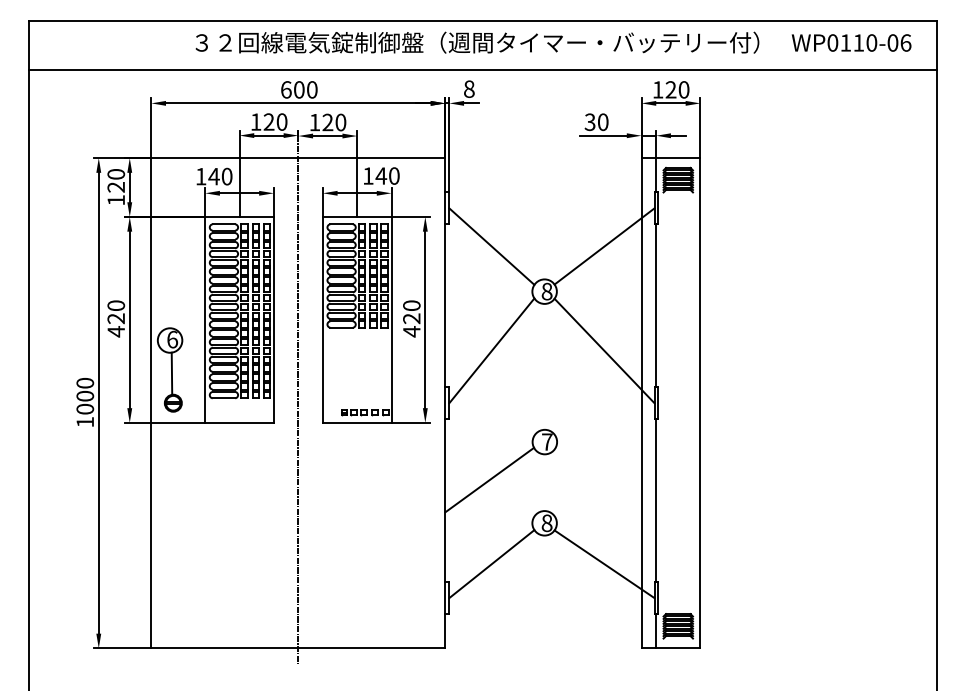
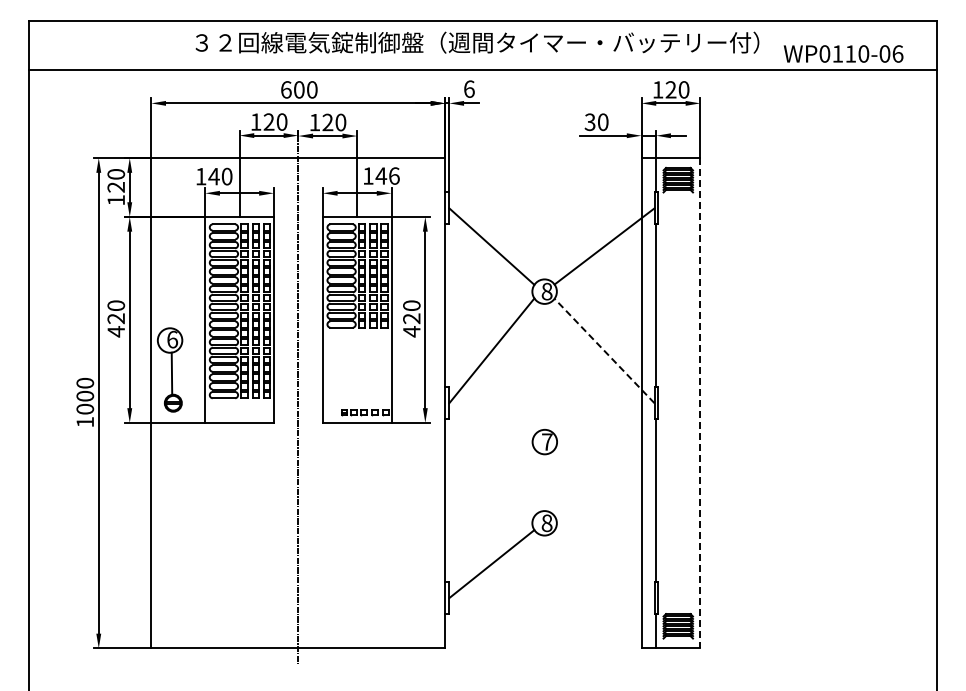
text position: (851, 42) -> (843, 53) (843, 53)
text: 8 -> 6 (469, 88)
text: 140 -> 146 (394, 175)
line: solid -> dashed (604, 350)
line: solid -> dashed (700, 403)
line: present -> none (489, 479)
line: present -> none (604, 564)
